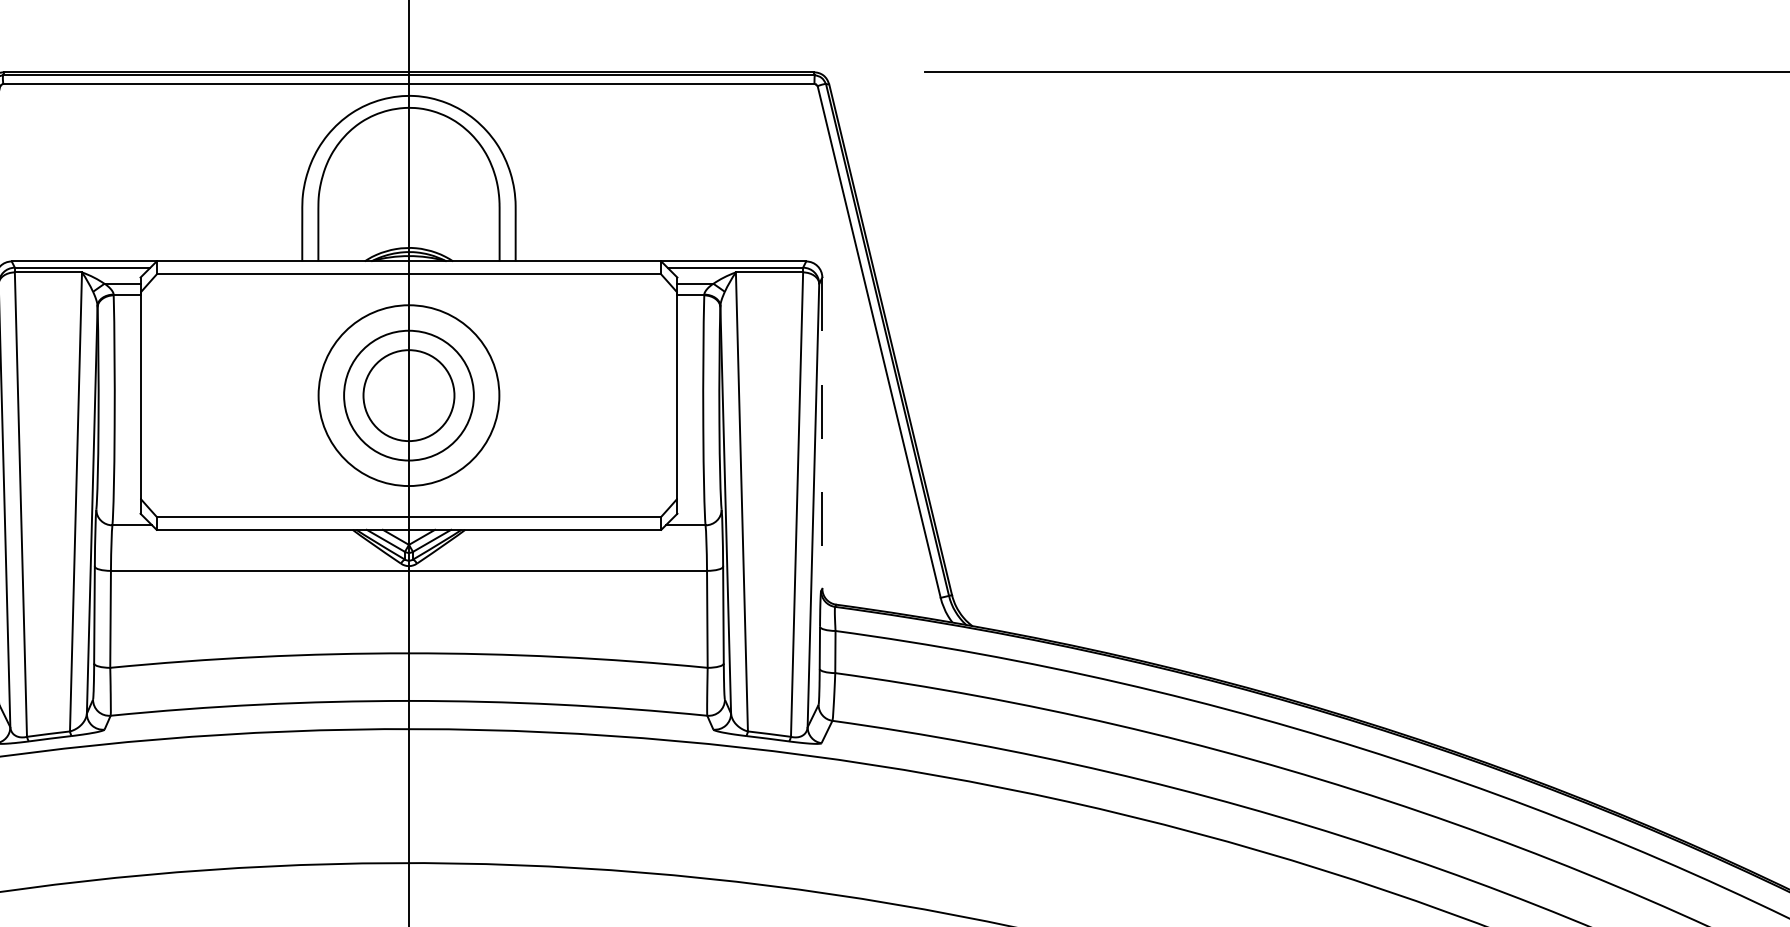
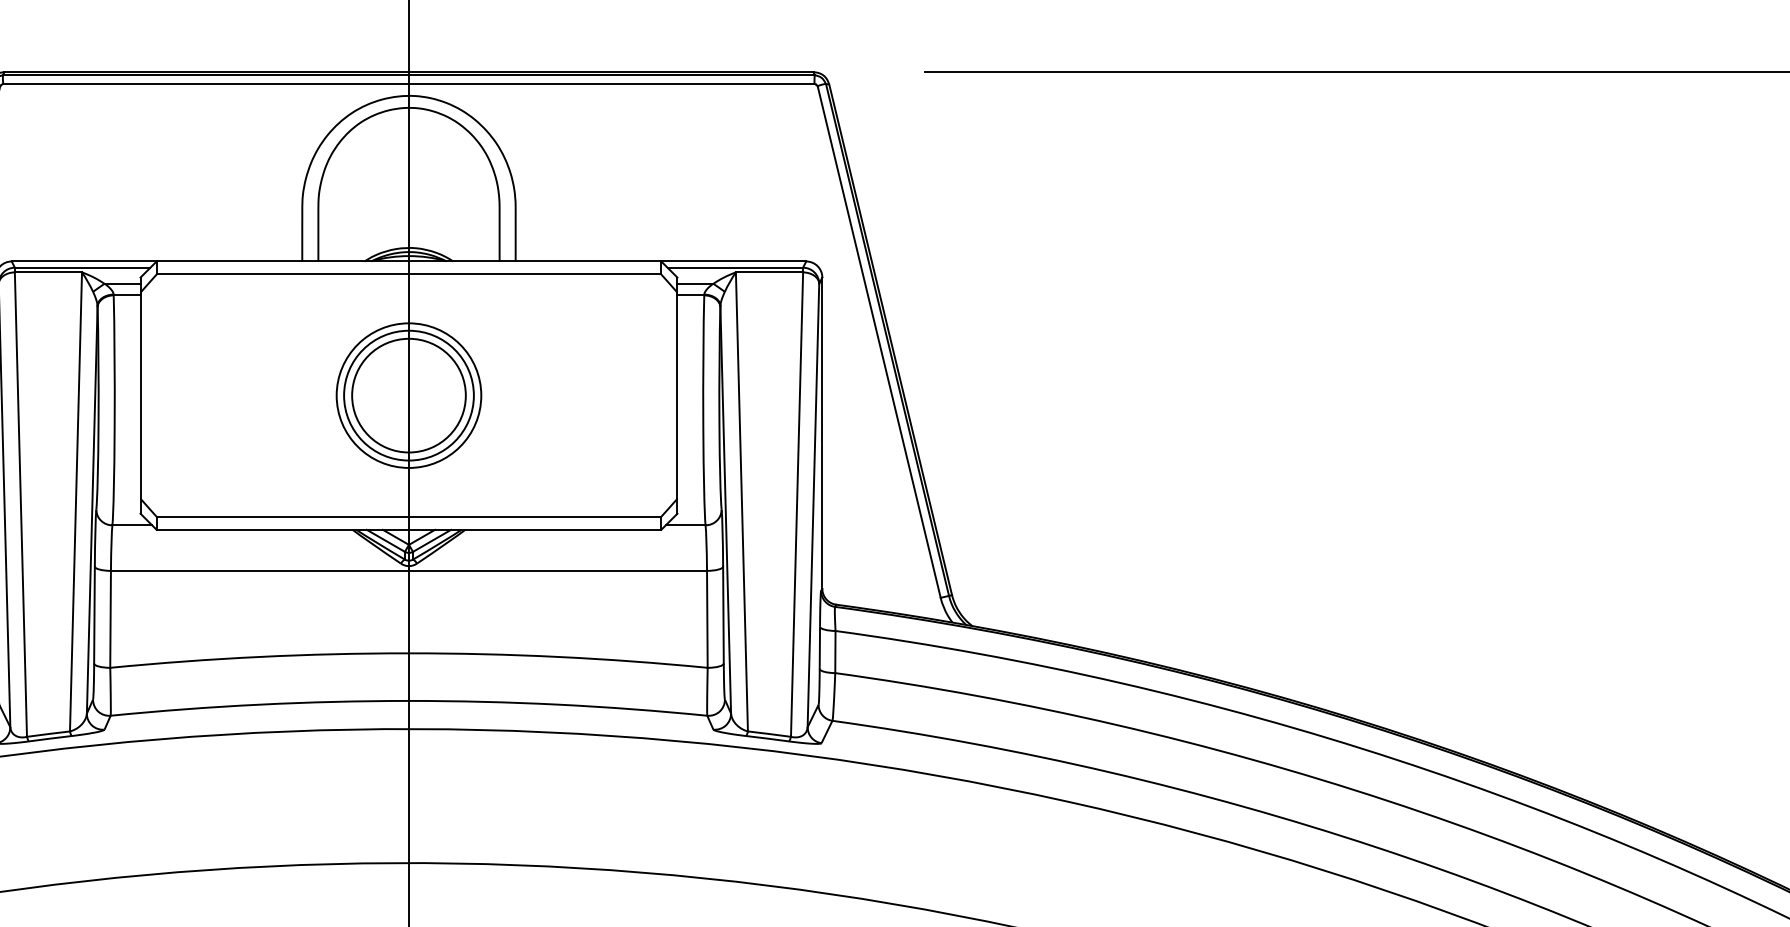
circle diameter: 181 px -> 145 px (408, 395)
circle diameter: 91 px -> 114 px (408, 395)
line: dashed -> solid (822, 433)
